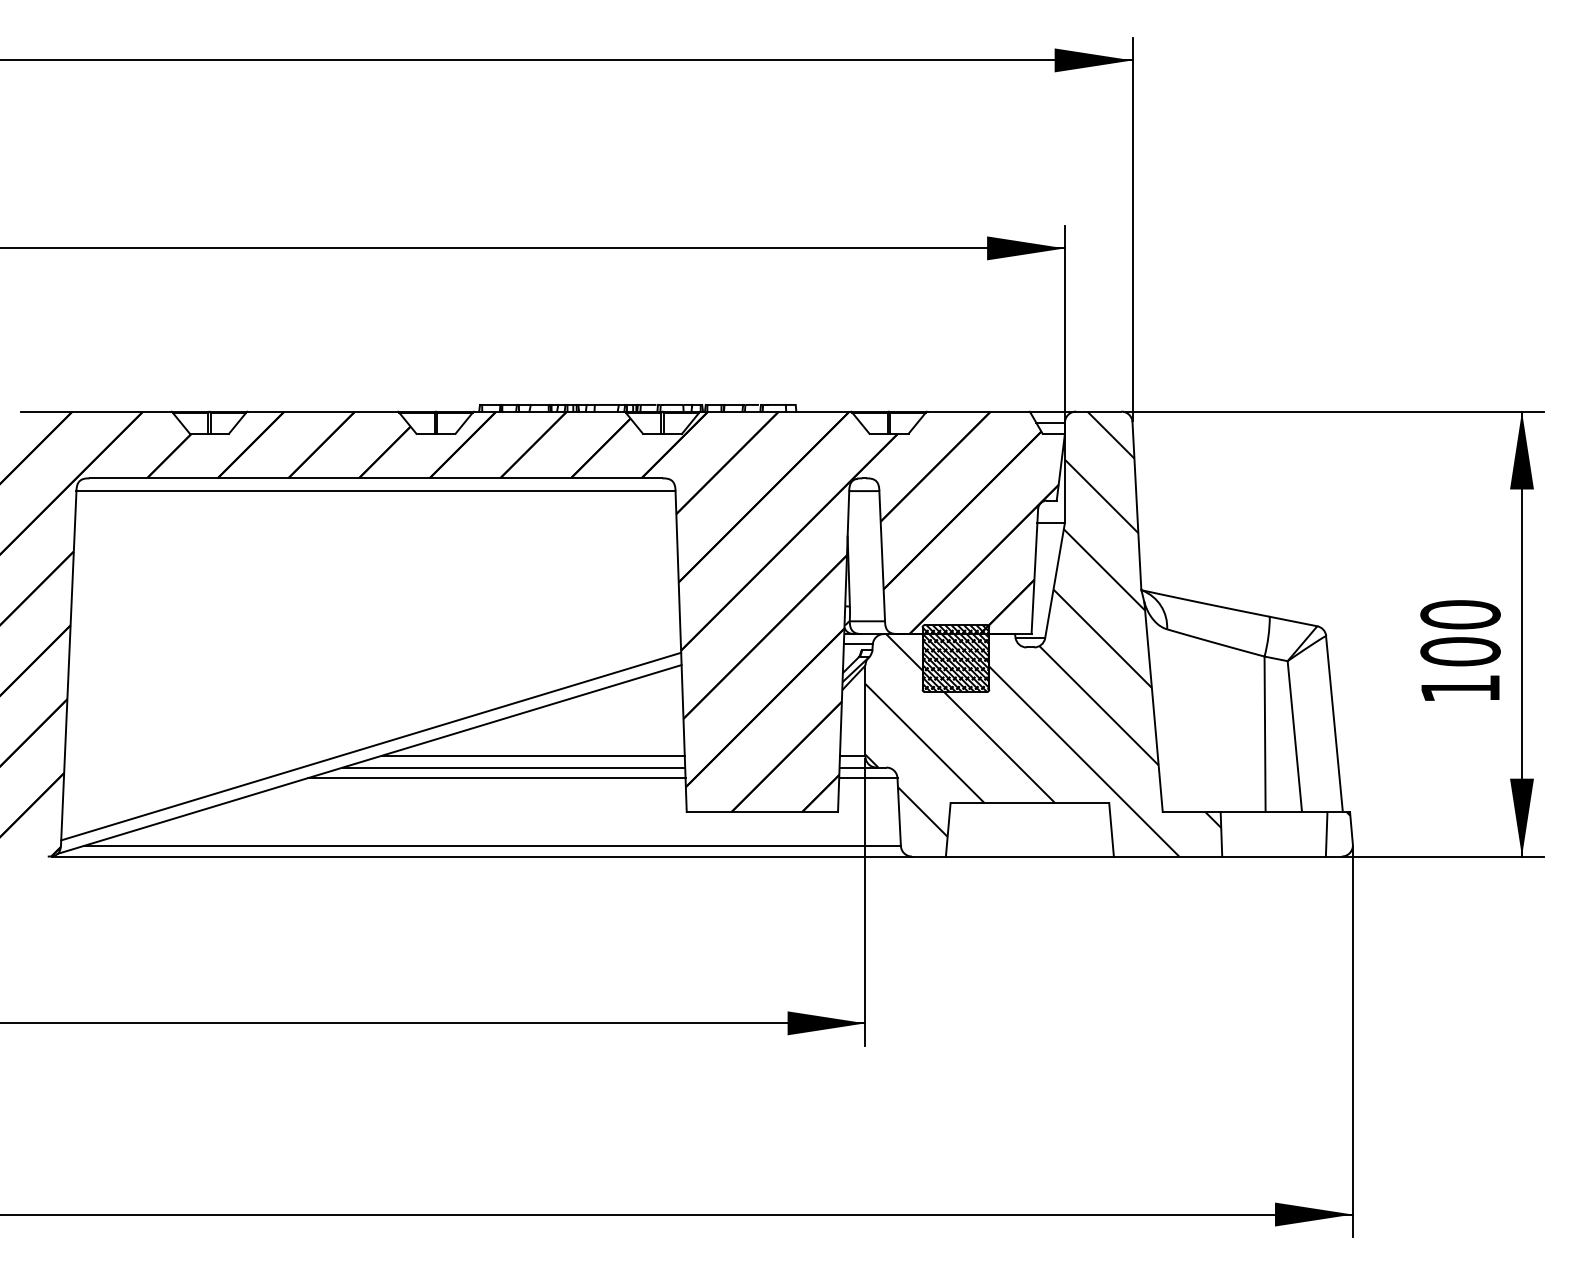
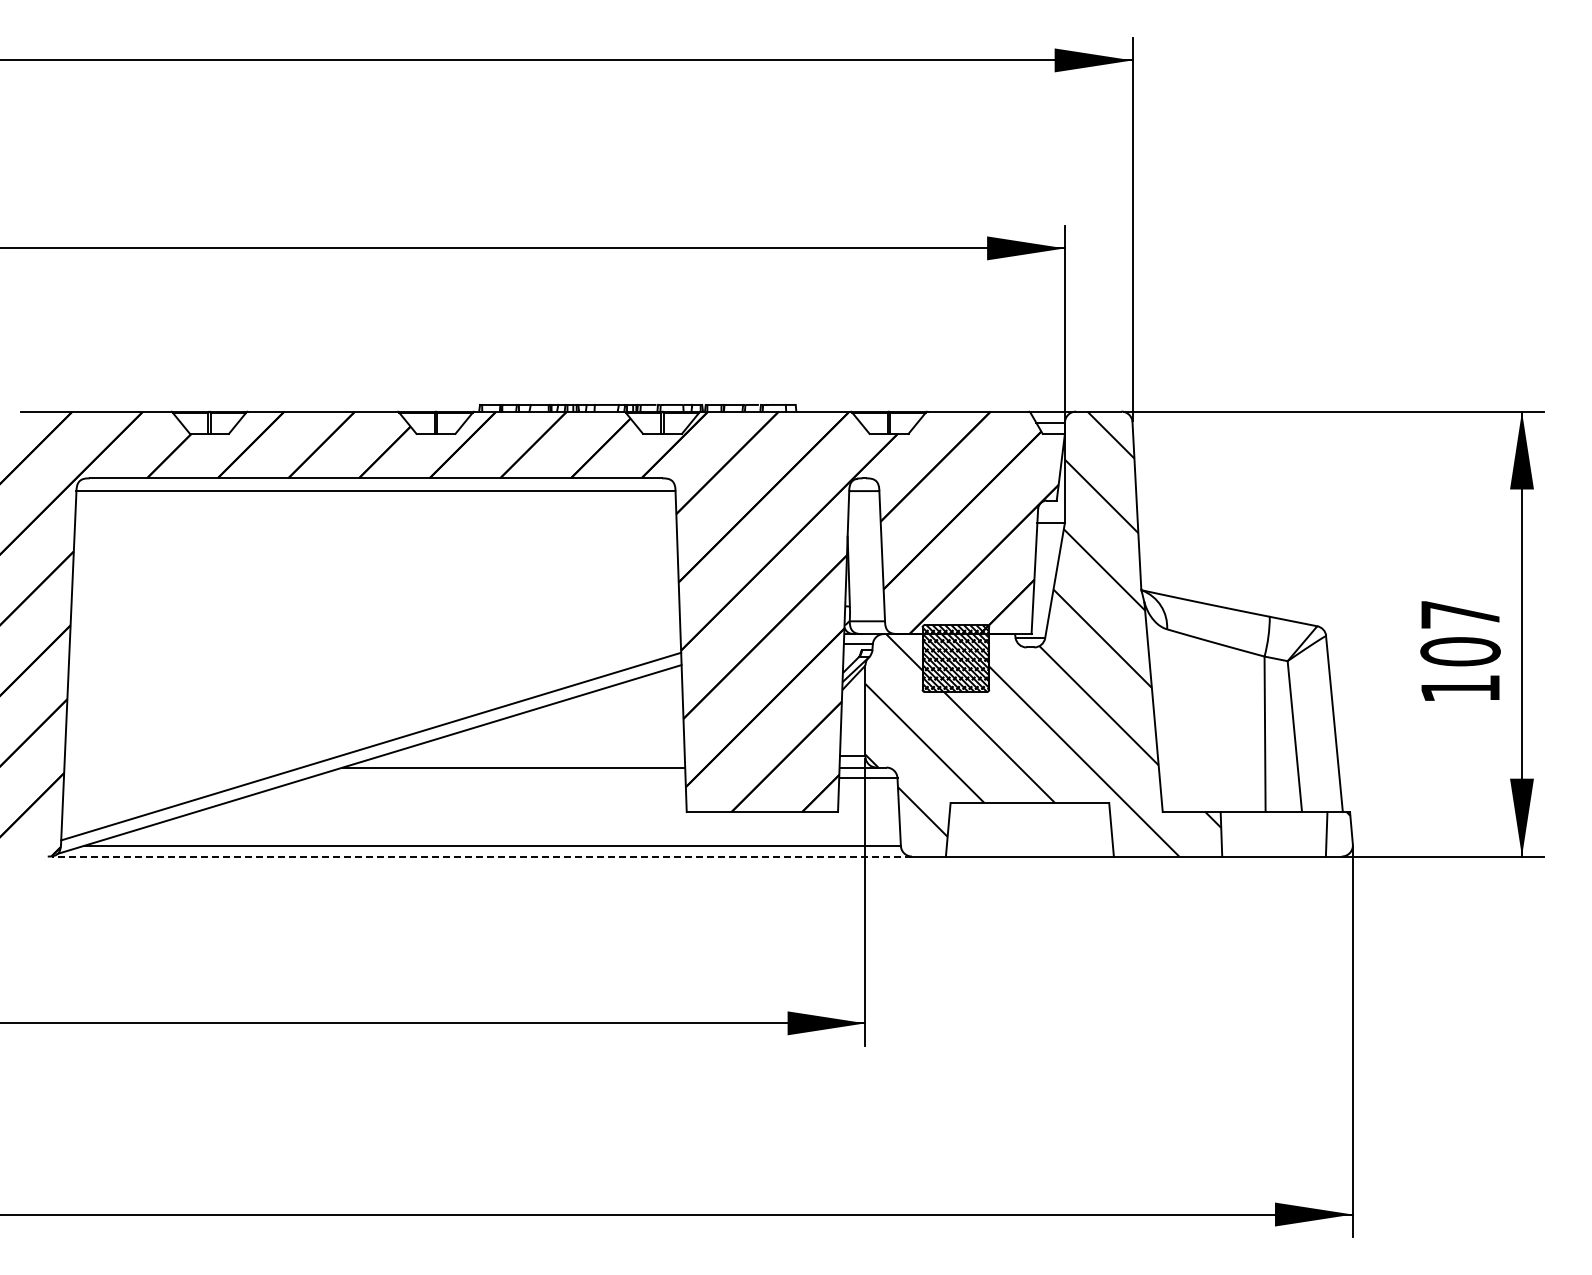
text: 100 -> 107 (1460, 614)
line: present -> none (533, 755)
line: present -> none (497, 778)
line: solid -> dashed (481, 856)
